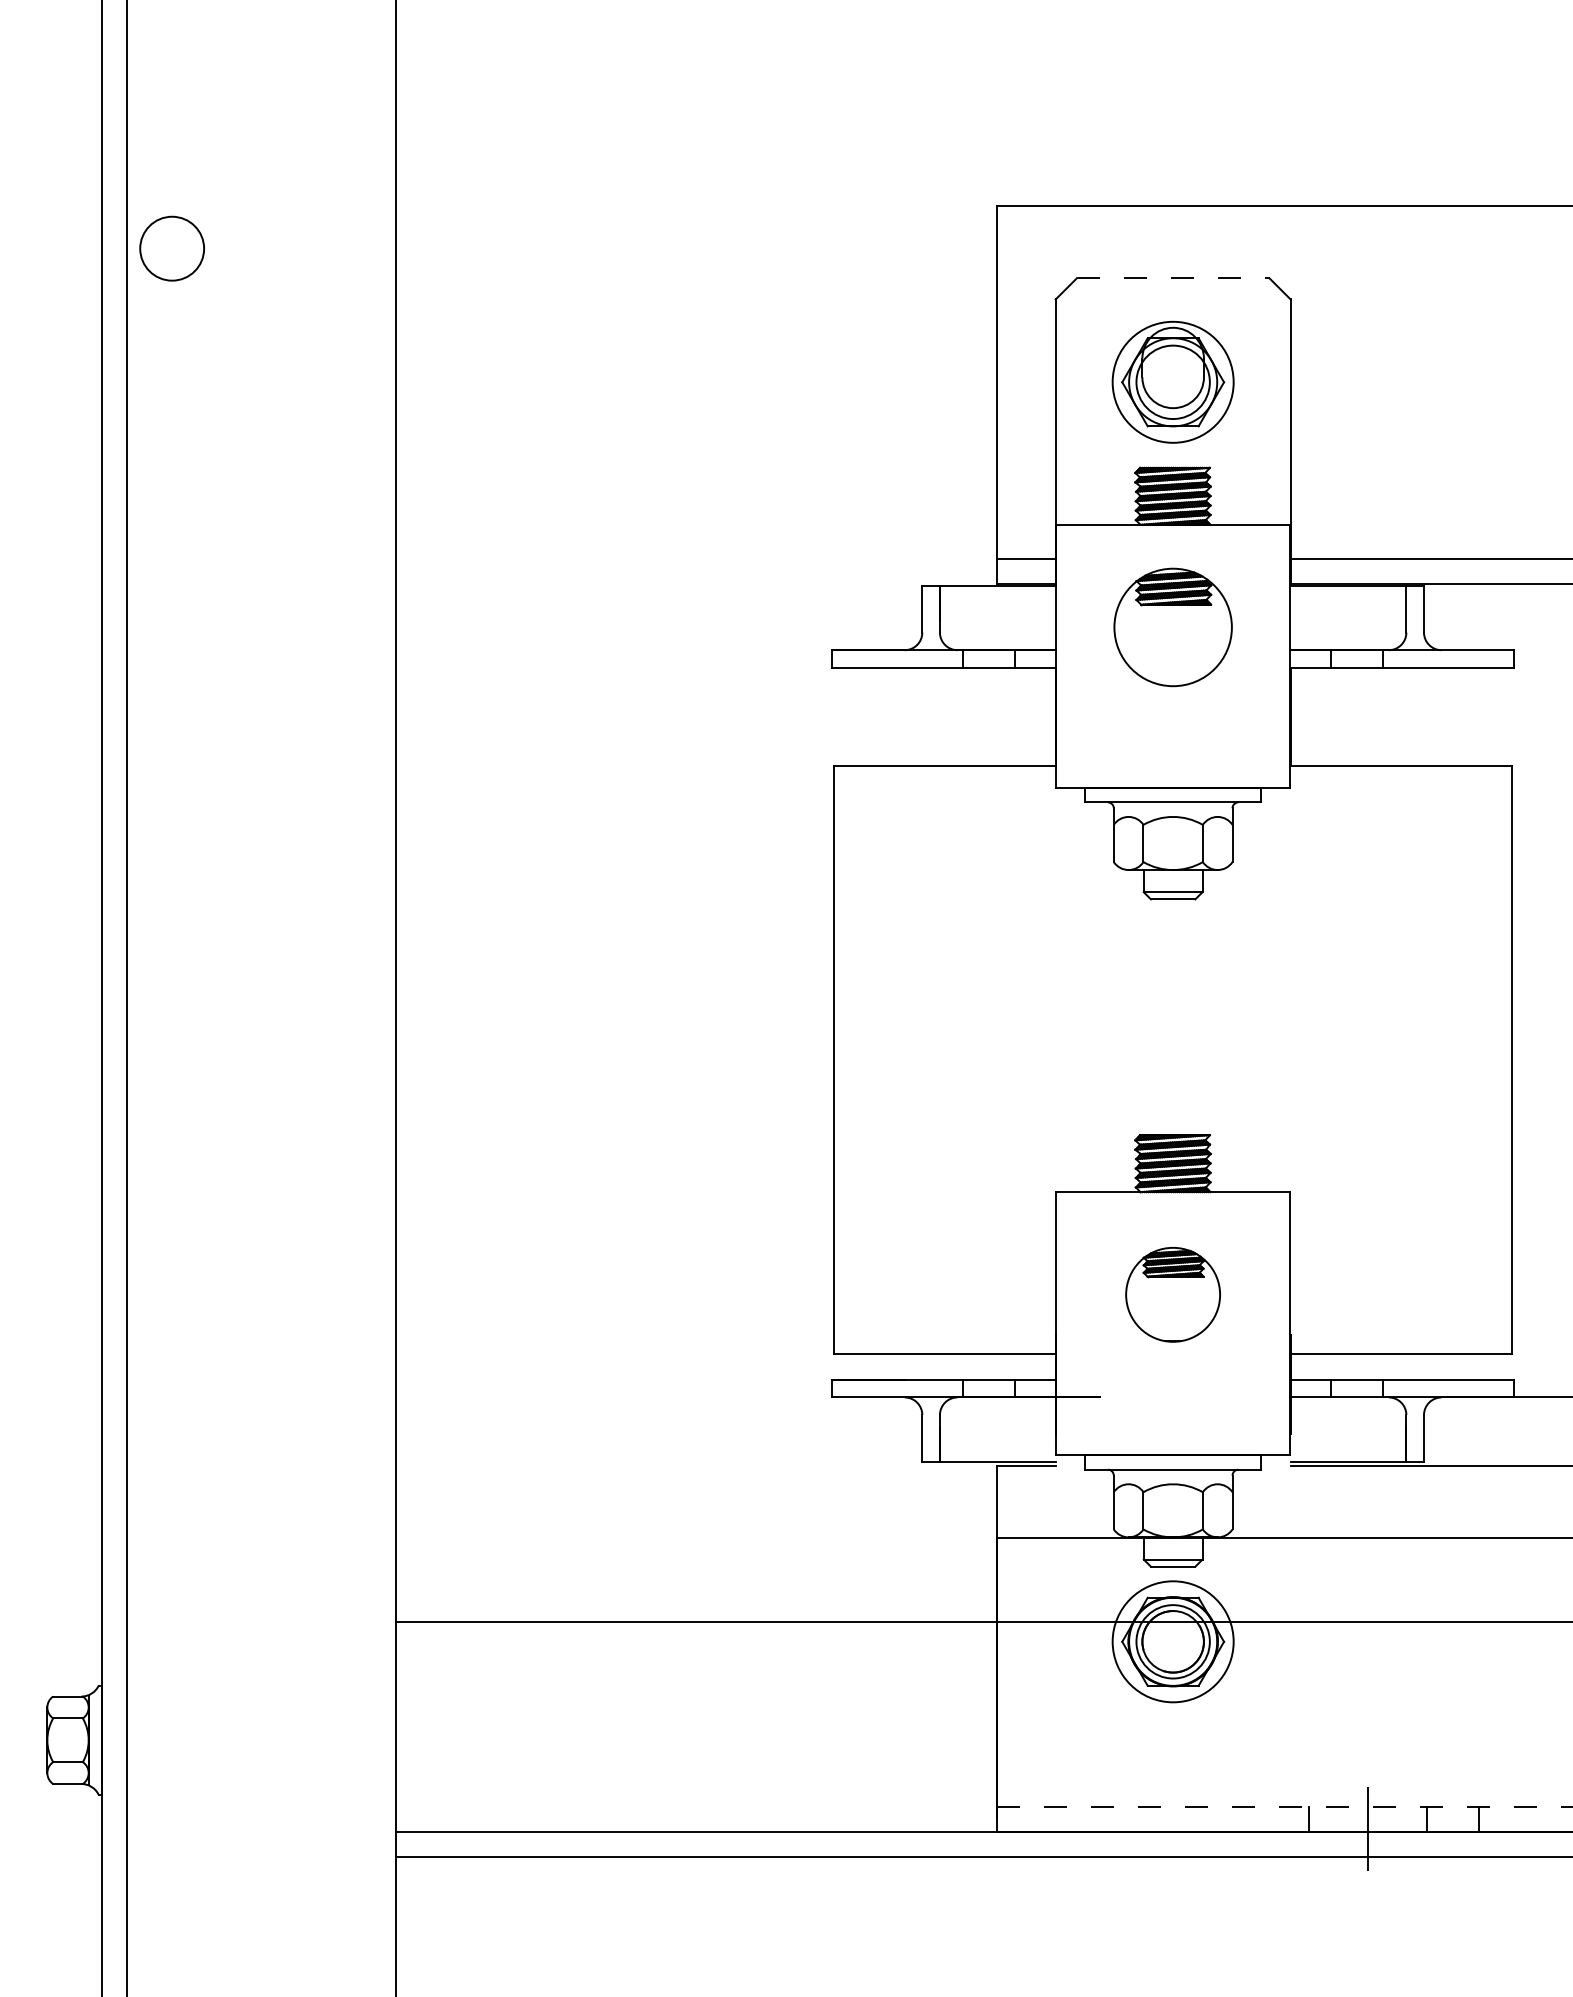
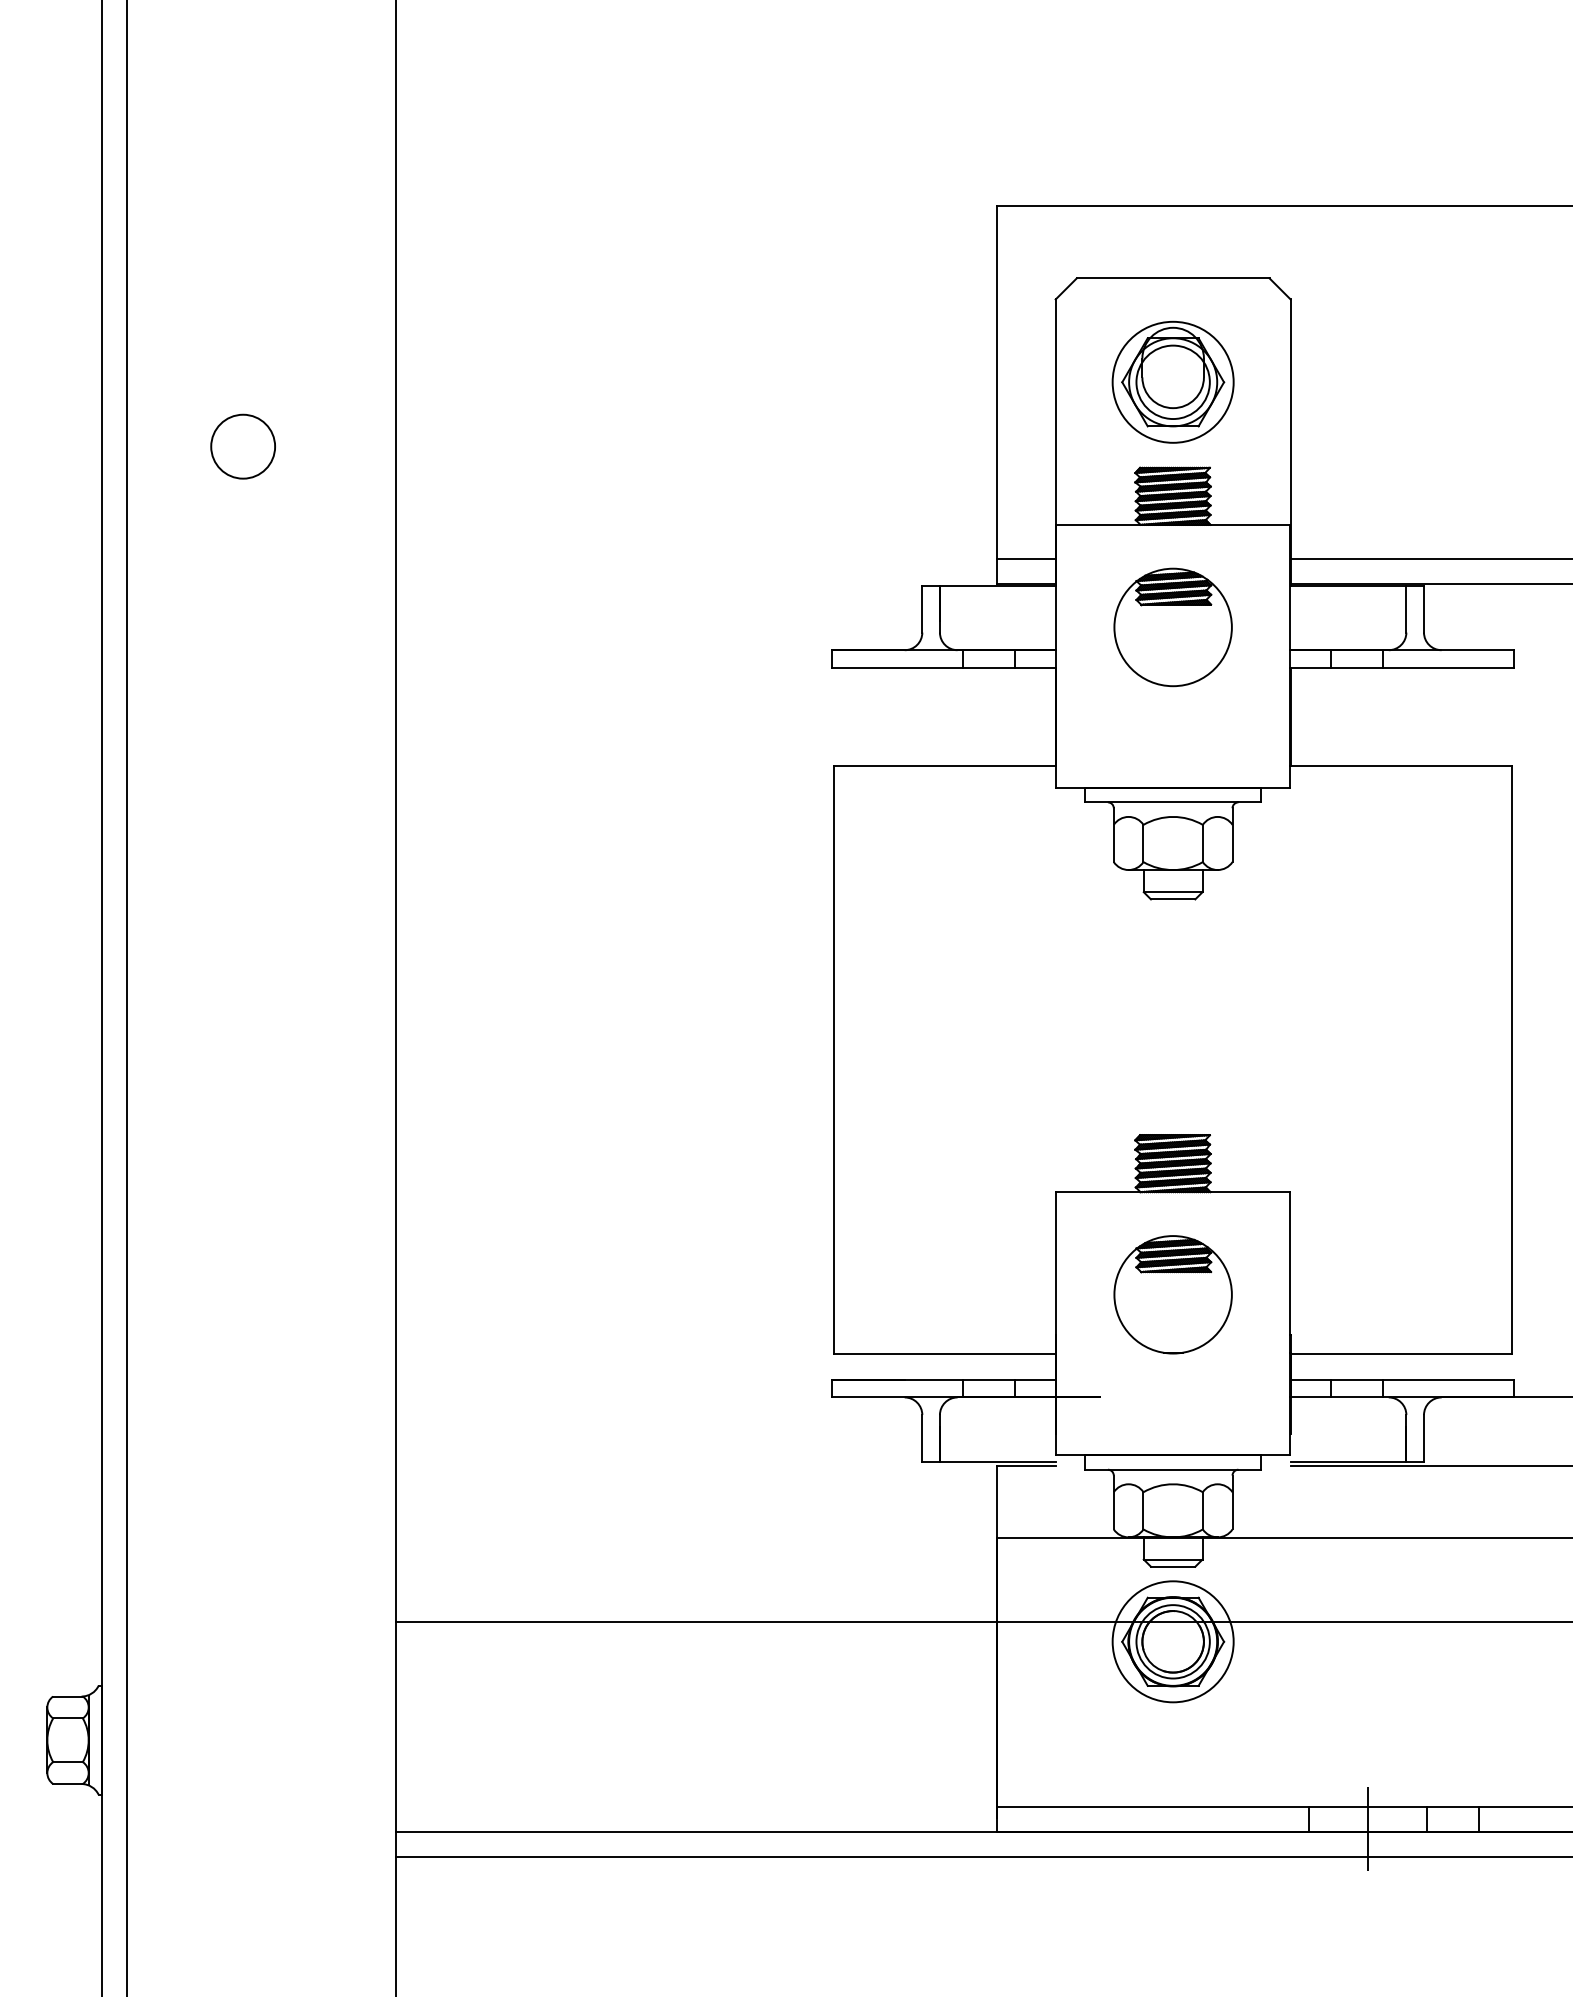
circle position: (171, 248) -> (242, 446) (242, 446)
line: dashed -> solid (1173, 278)
part size: 96x96 px -> 120x120 px (1172, 1294)
line: dashed -> solid (1284, 1807)
